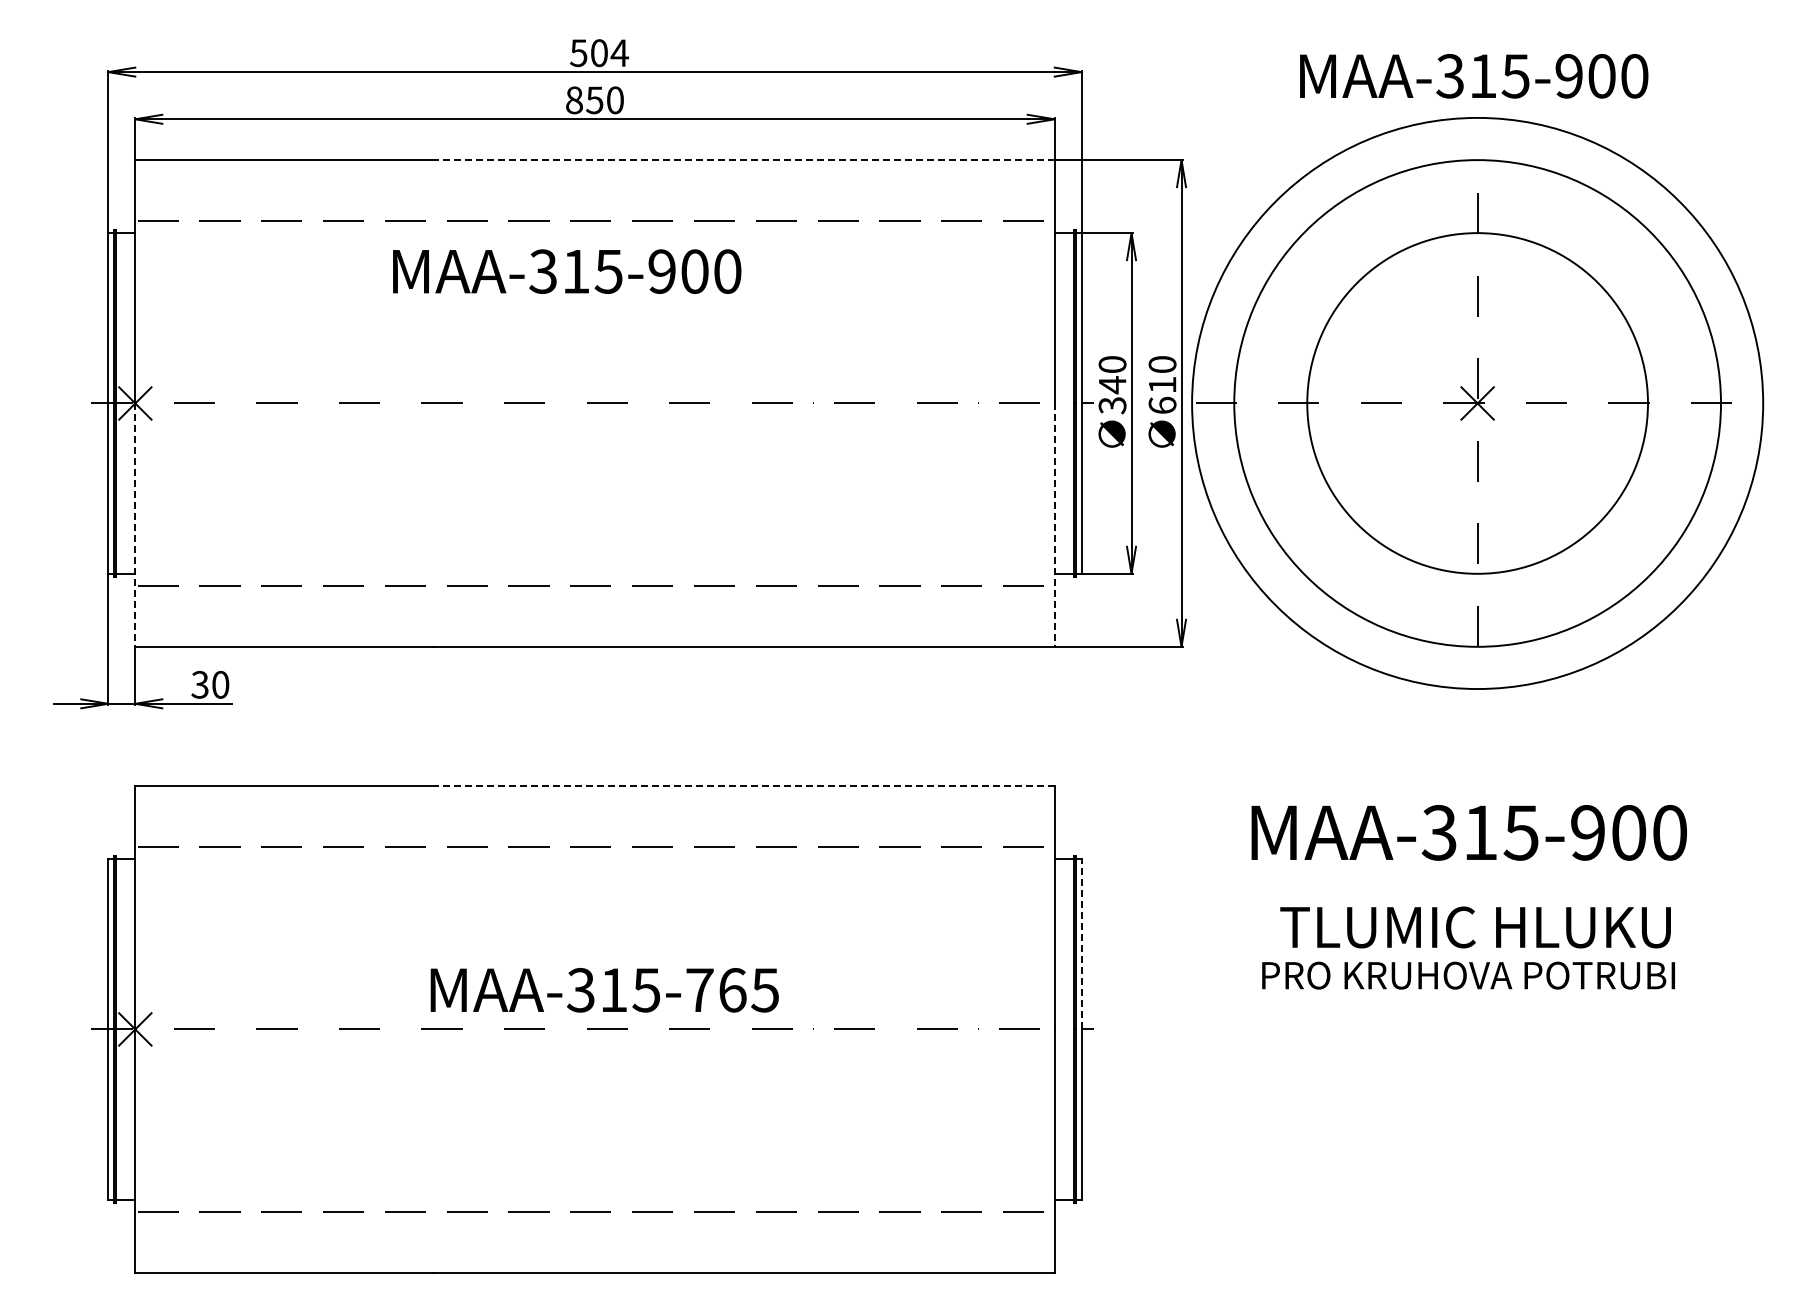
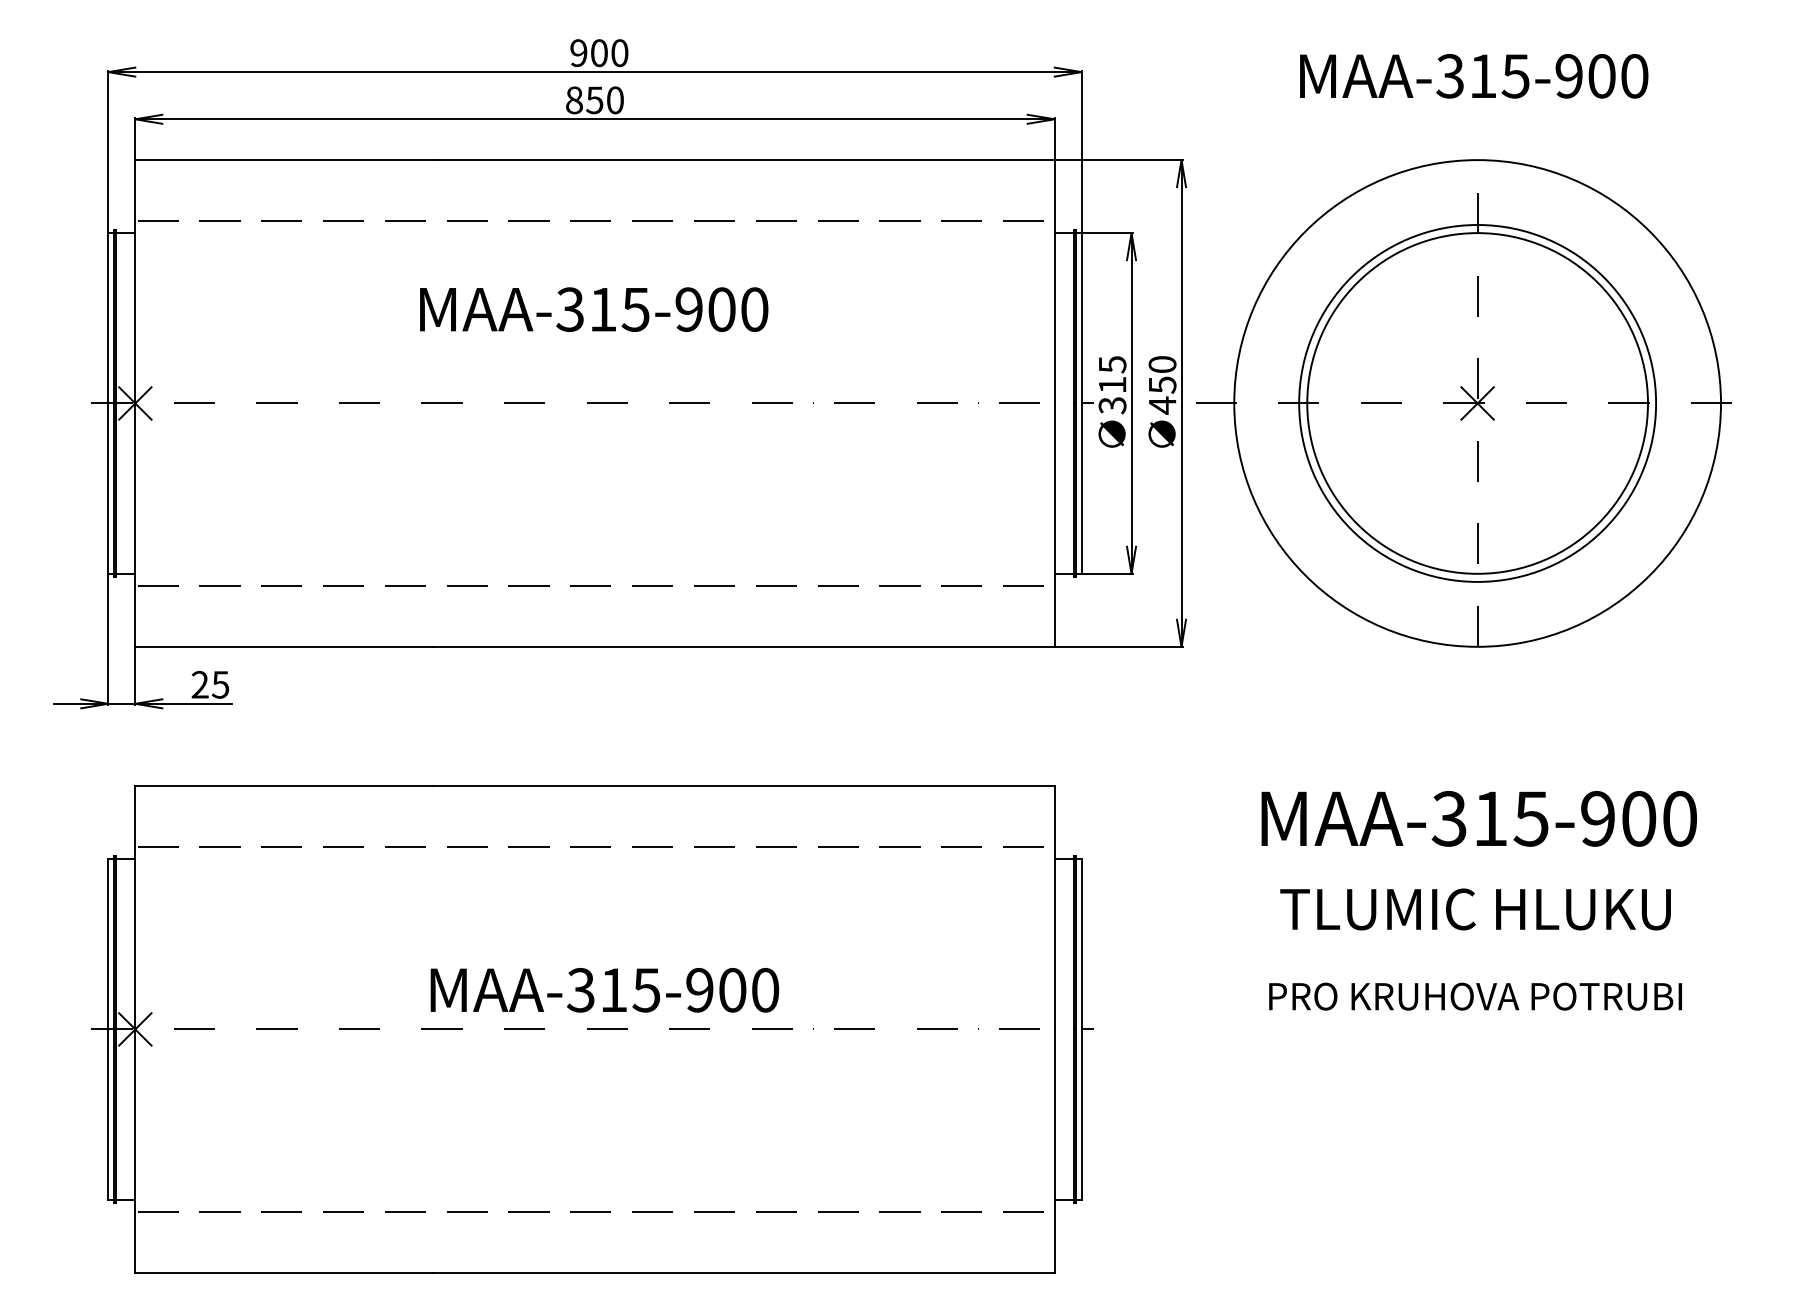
text: 504 -> 900 (599, 53)
line: dashed -> solid (743, 160)
text position: (567, 271) -> (594, 309) (594, 309)
text: 340 -> 315 (1112, 375)
text: 610 -> 450 (1162, 395)
circle diameter: 571 px -> 357 px (1477, 403)
line: dashed -> solid (135, 525)
line: dashed -> solid (1054, 525)
text: 30 -> 25 (210, 684)
line: dashed -> solid (743, 786)
text position: (1468, 832) -> (1478, 818) (1478, 818)
text position: (1475, 927) -> (1475, 909) (1475, 909)
line: dashed -> solid (1081, 943)
text position: (1468, 975) -> (1475, 996) (1475, 996)
text: MAA-315-765 -> MAA-315-900 (732, 990)
